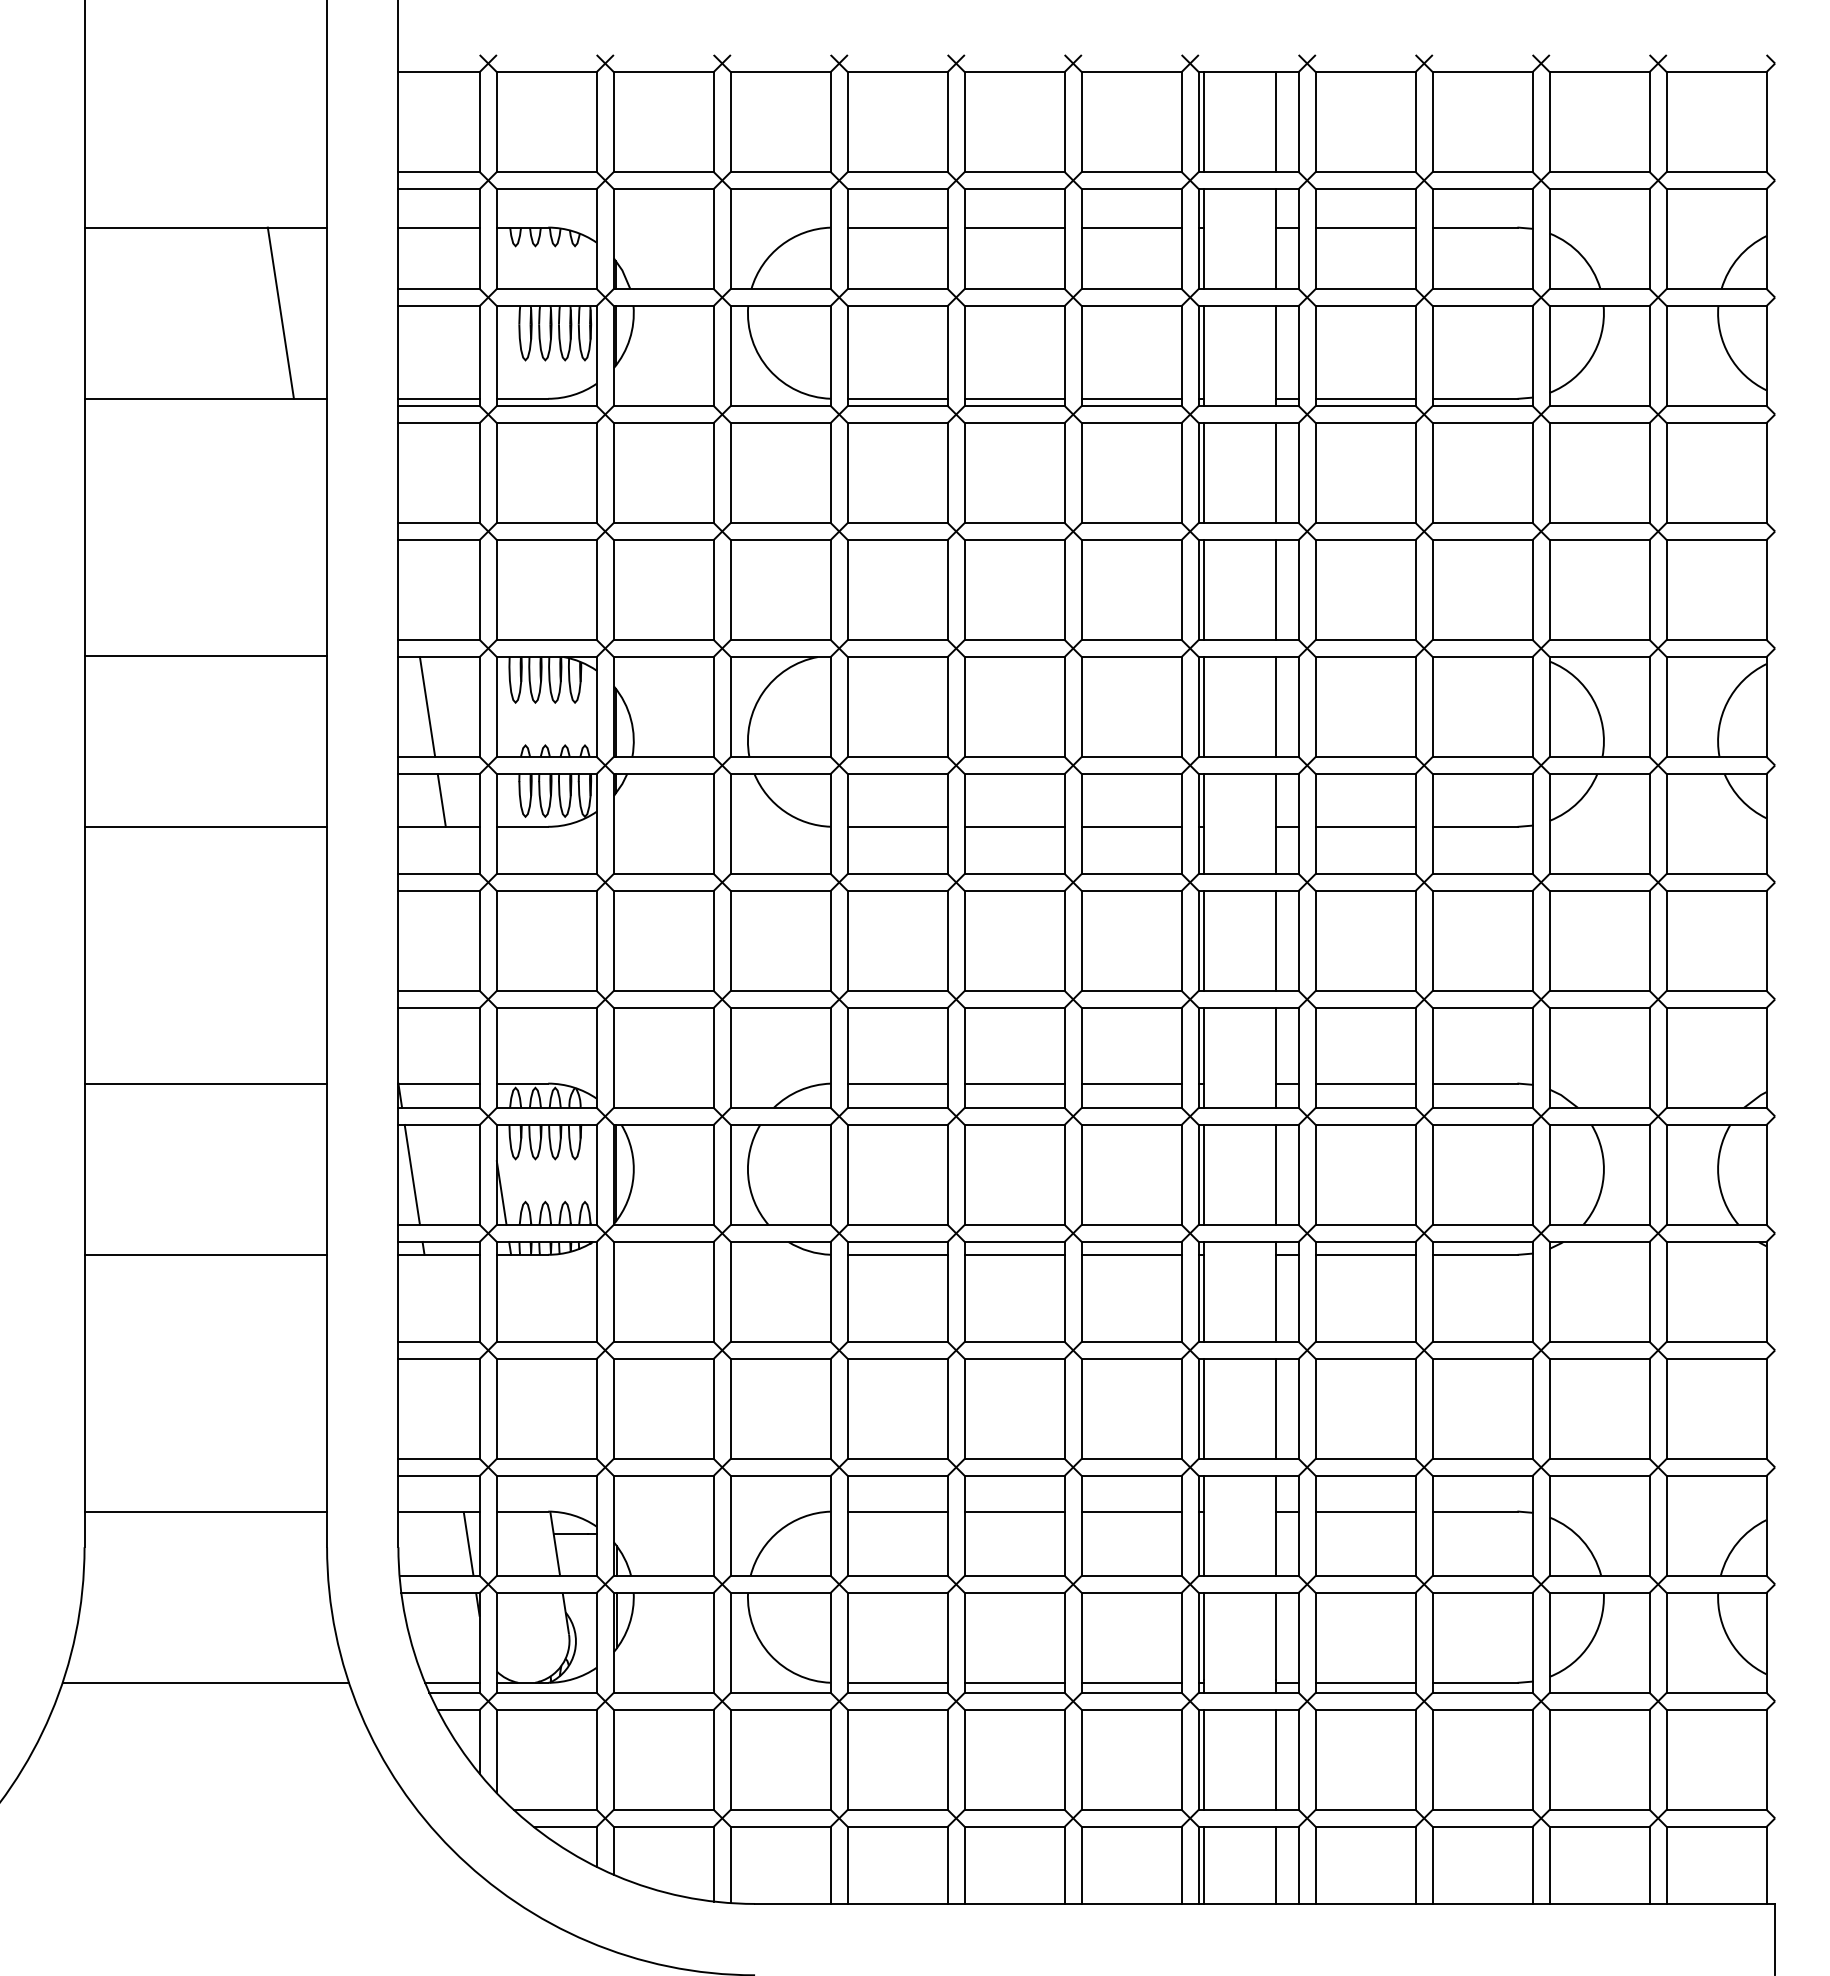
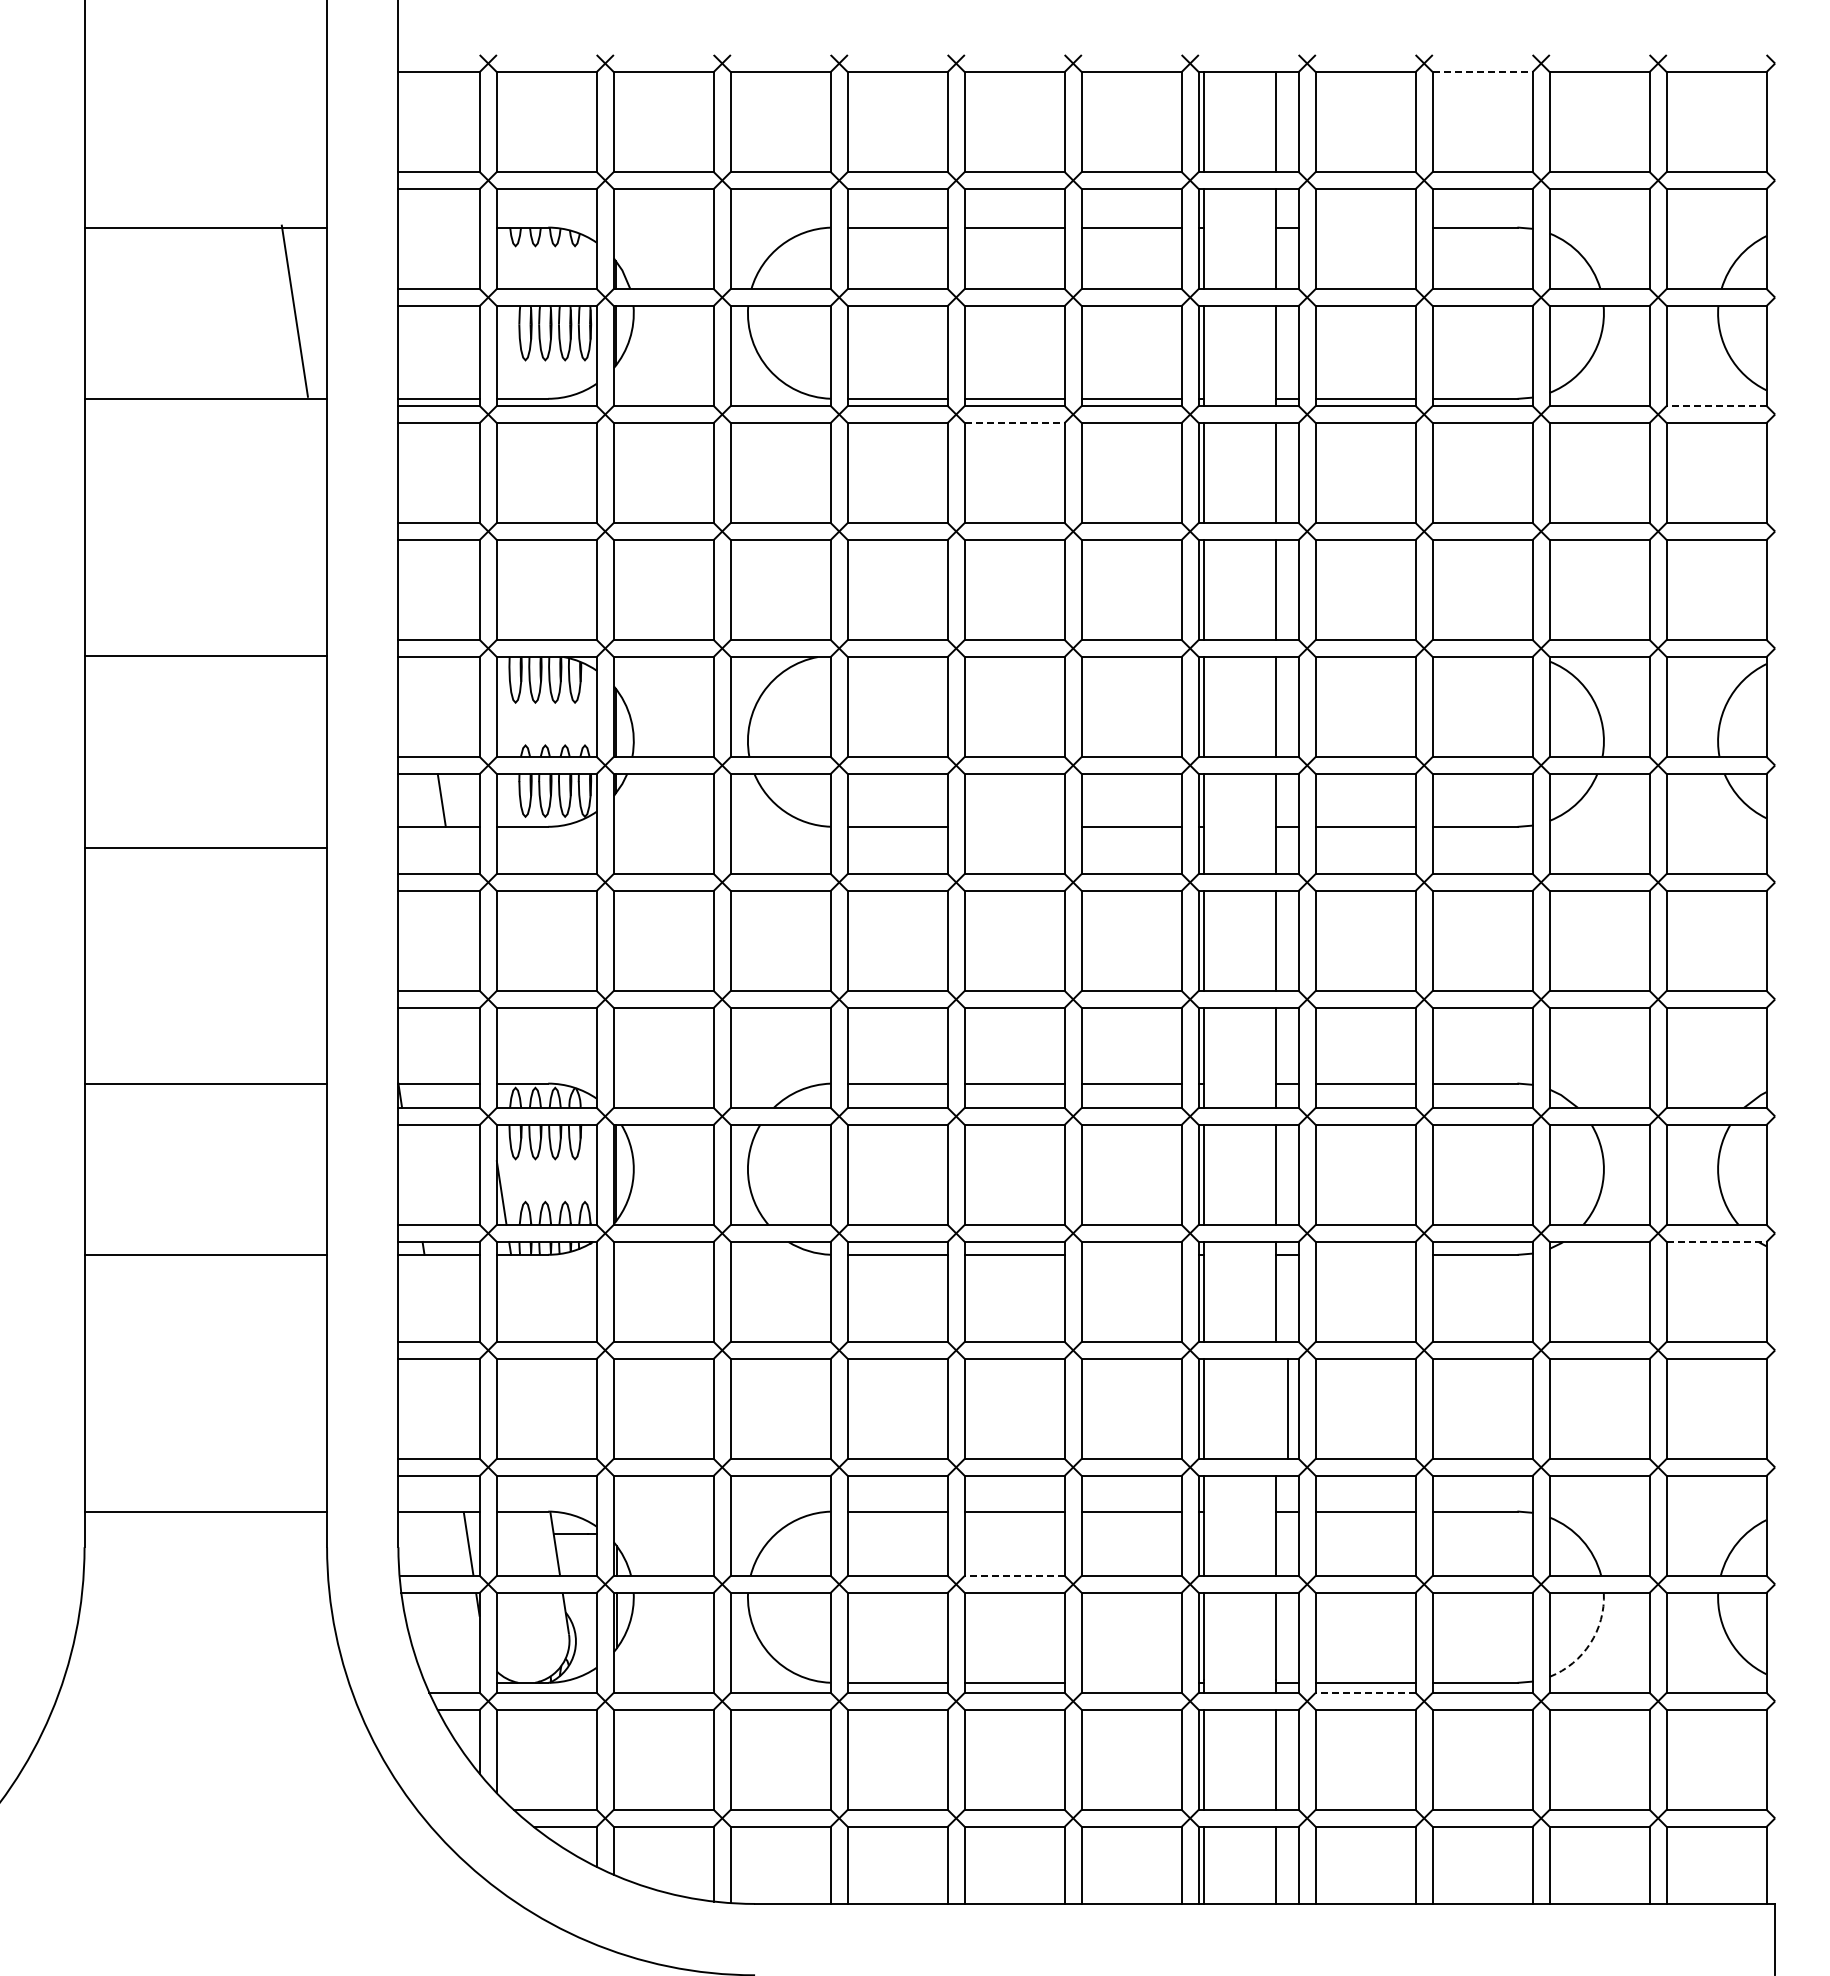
line: solid -> dashed (1482, 72)
line: present -> none (438, 227)
line: present -> none (1365, 227)
line position: (280, 312) -> (294, 310) (294, 310)
line: solid -> dashed (1716, 405)
line: solid -> dashed (1014, 423)
line: present -> none (427, 706)
line position: (205, 826) -> (205, 847) (205, 847)
line: present -> none (1014, 826)
line: present -> none (411, 1174)
line: solid -> dashed (1716, 1241)
line: present -> none (1131, 1254)
line: present -> none (1365, 1254)
line position: (1275, 1408) -> (1287, 1408) (1287, 1408)
line: solid -> dashed (1014, 1575)
arc: solid -> dashed (1590, 1643)
line: present -> none (205, 1682)
line: present -> none (452, 1682)
line: present -> none (1131, 1682)
line: solid -> dashed (1365, 1692)
